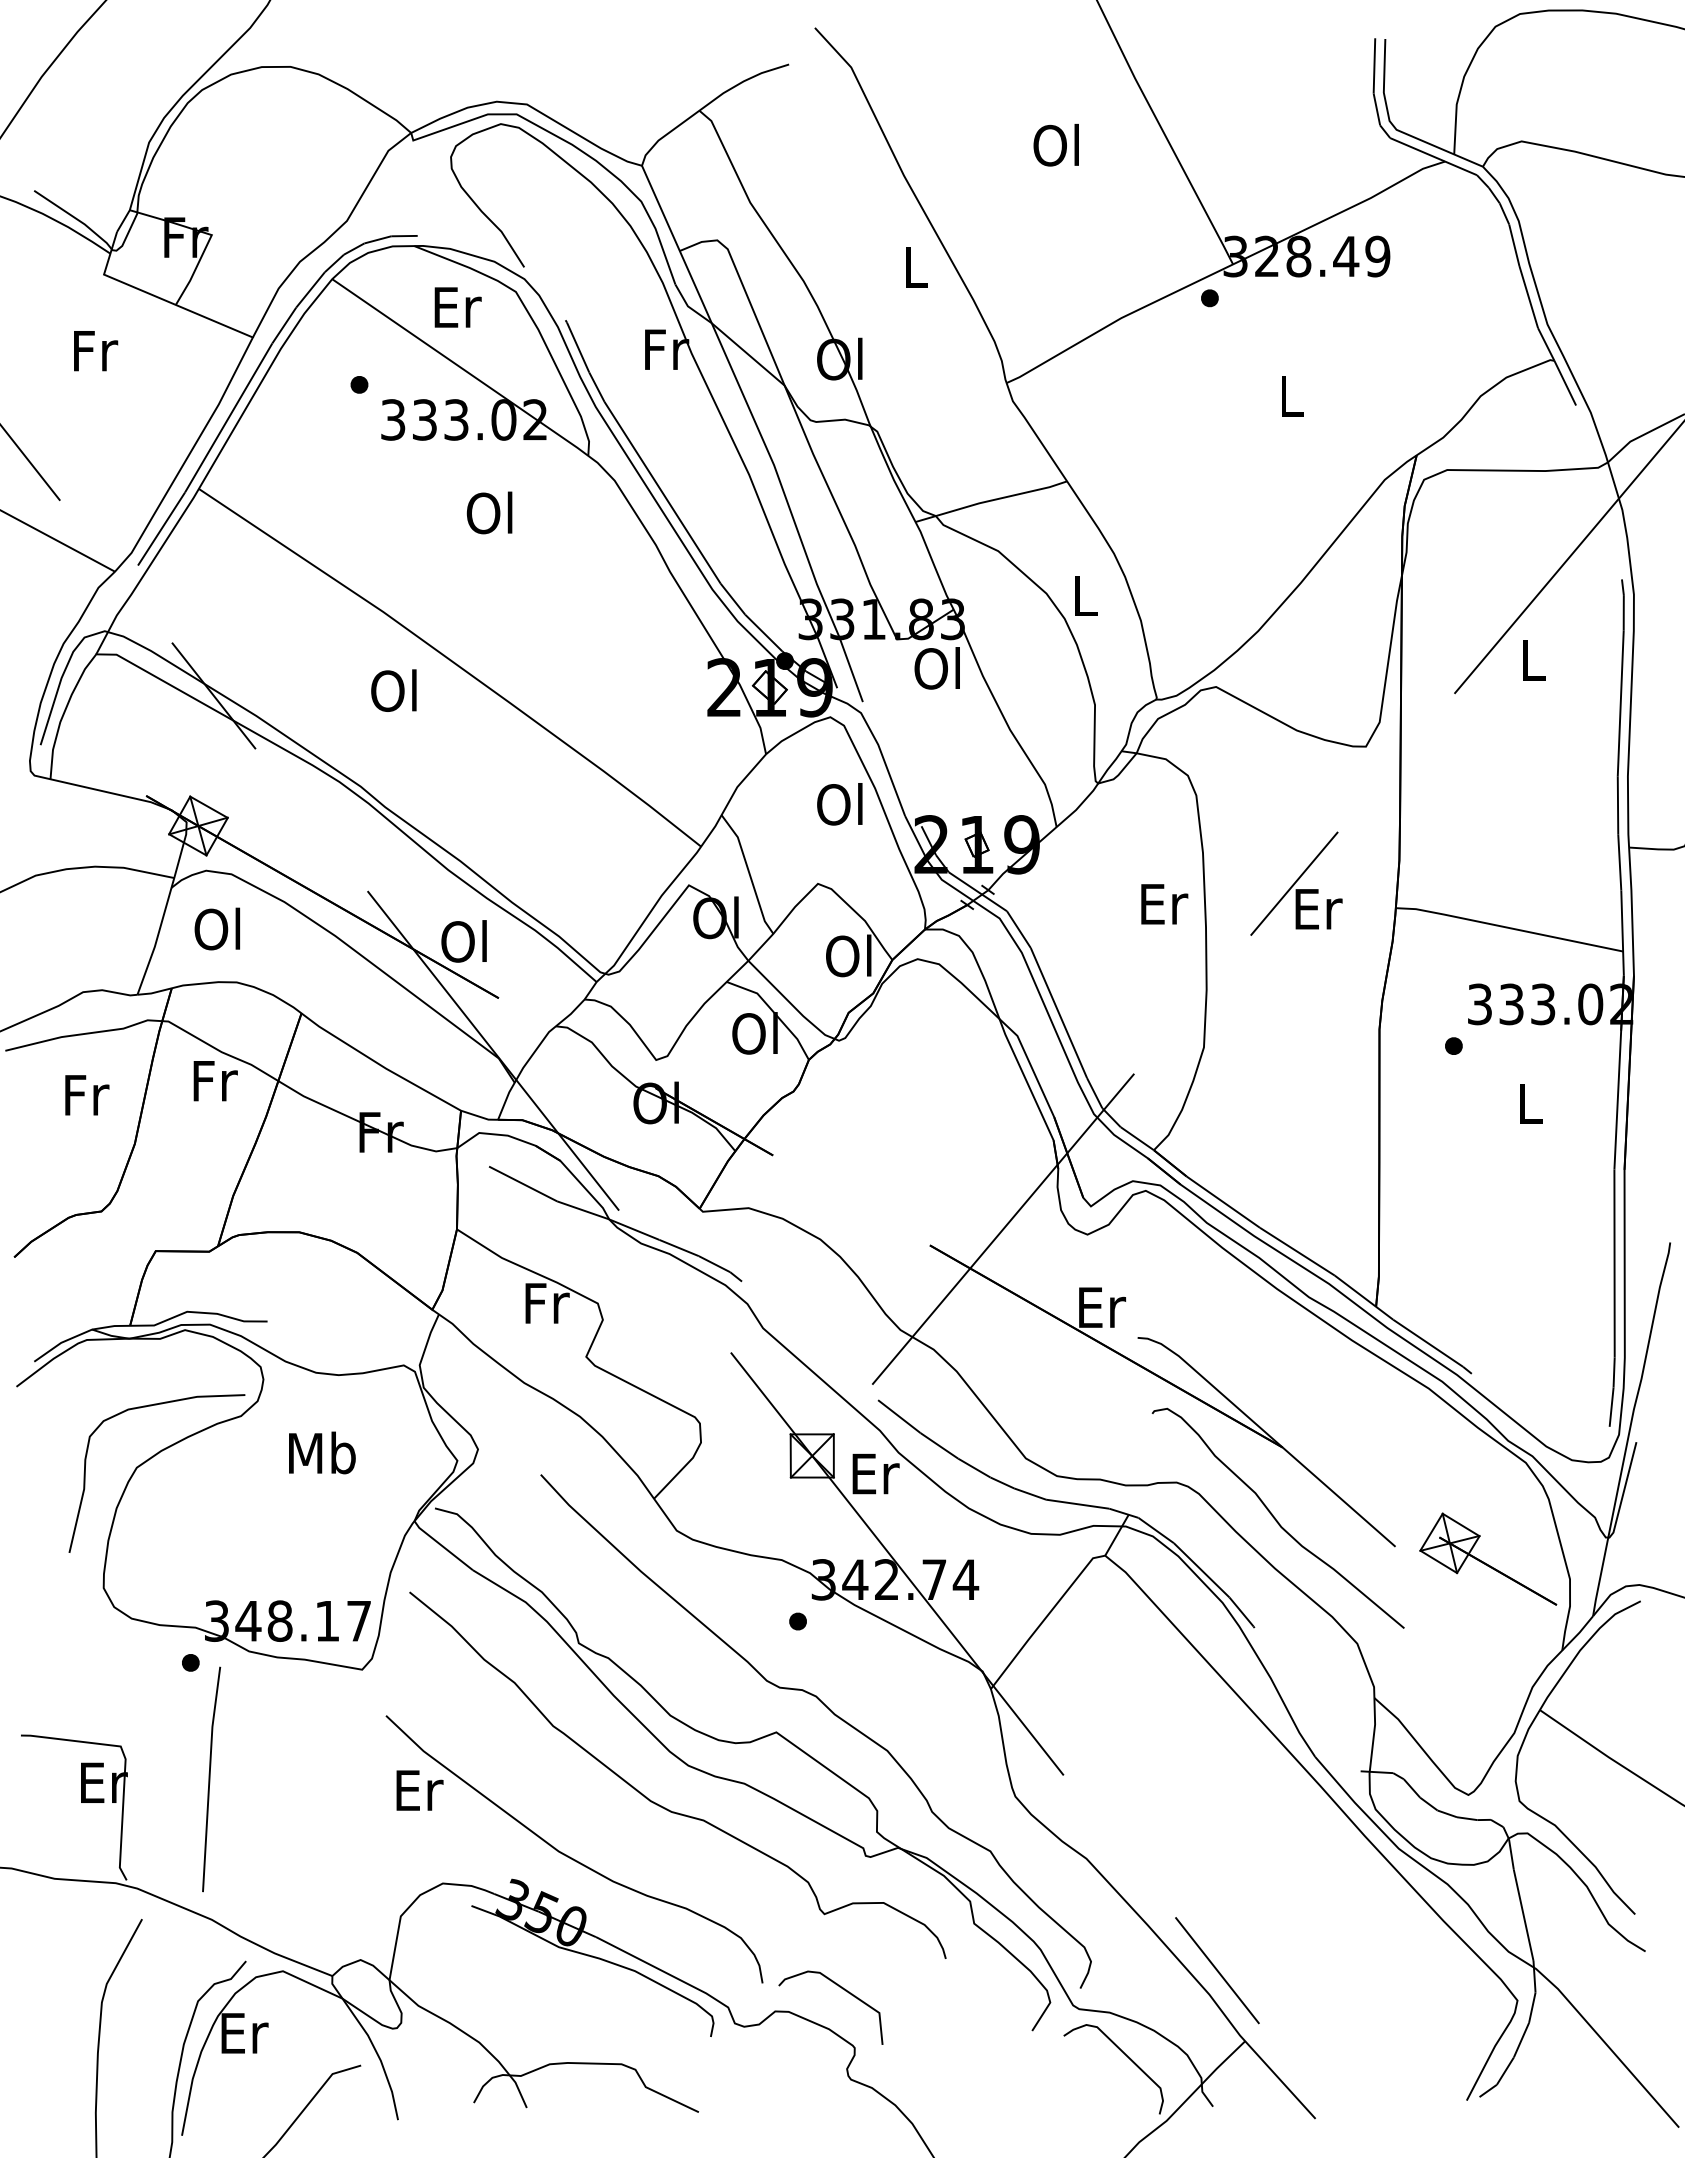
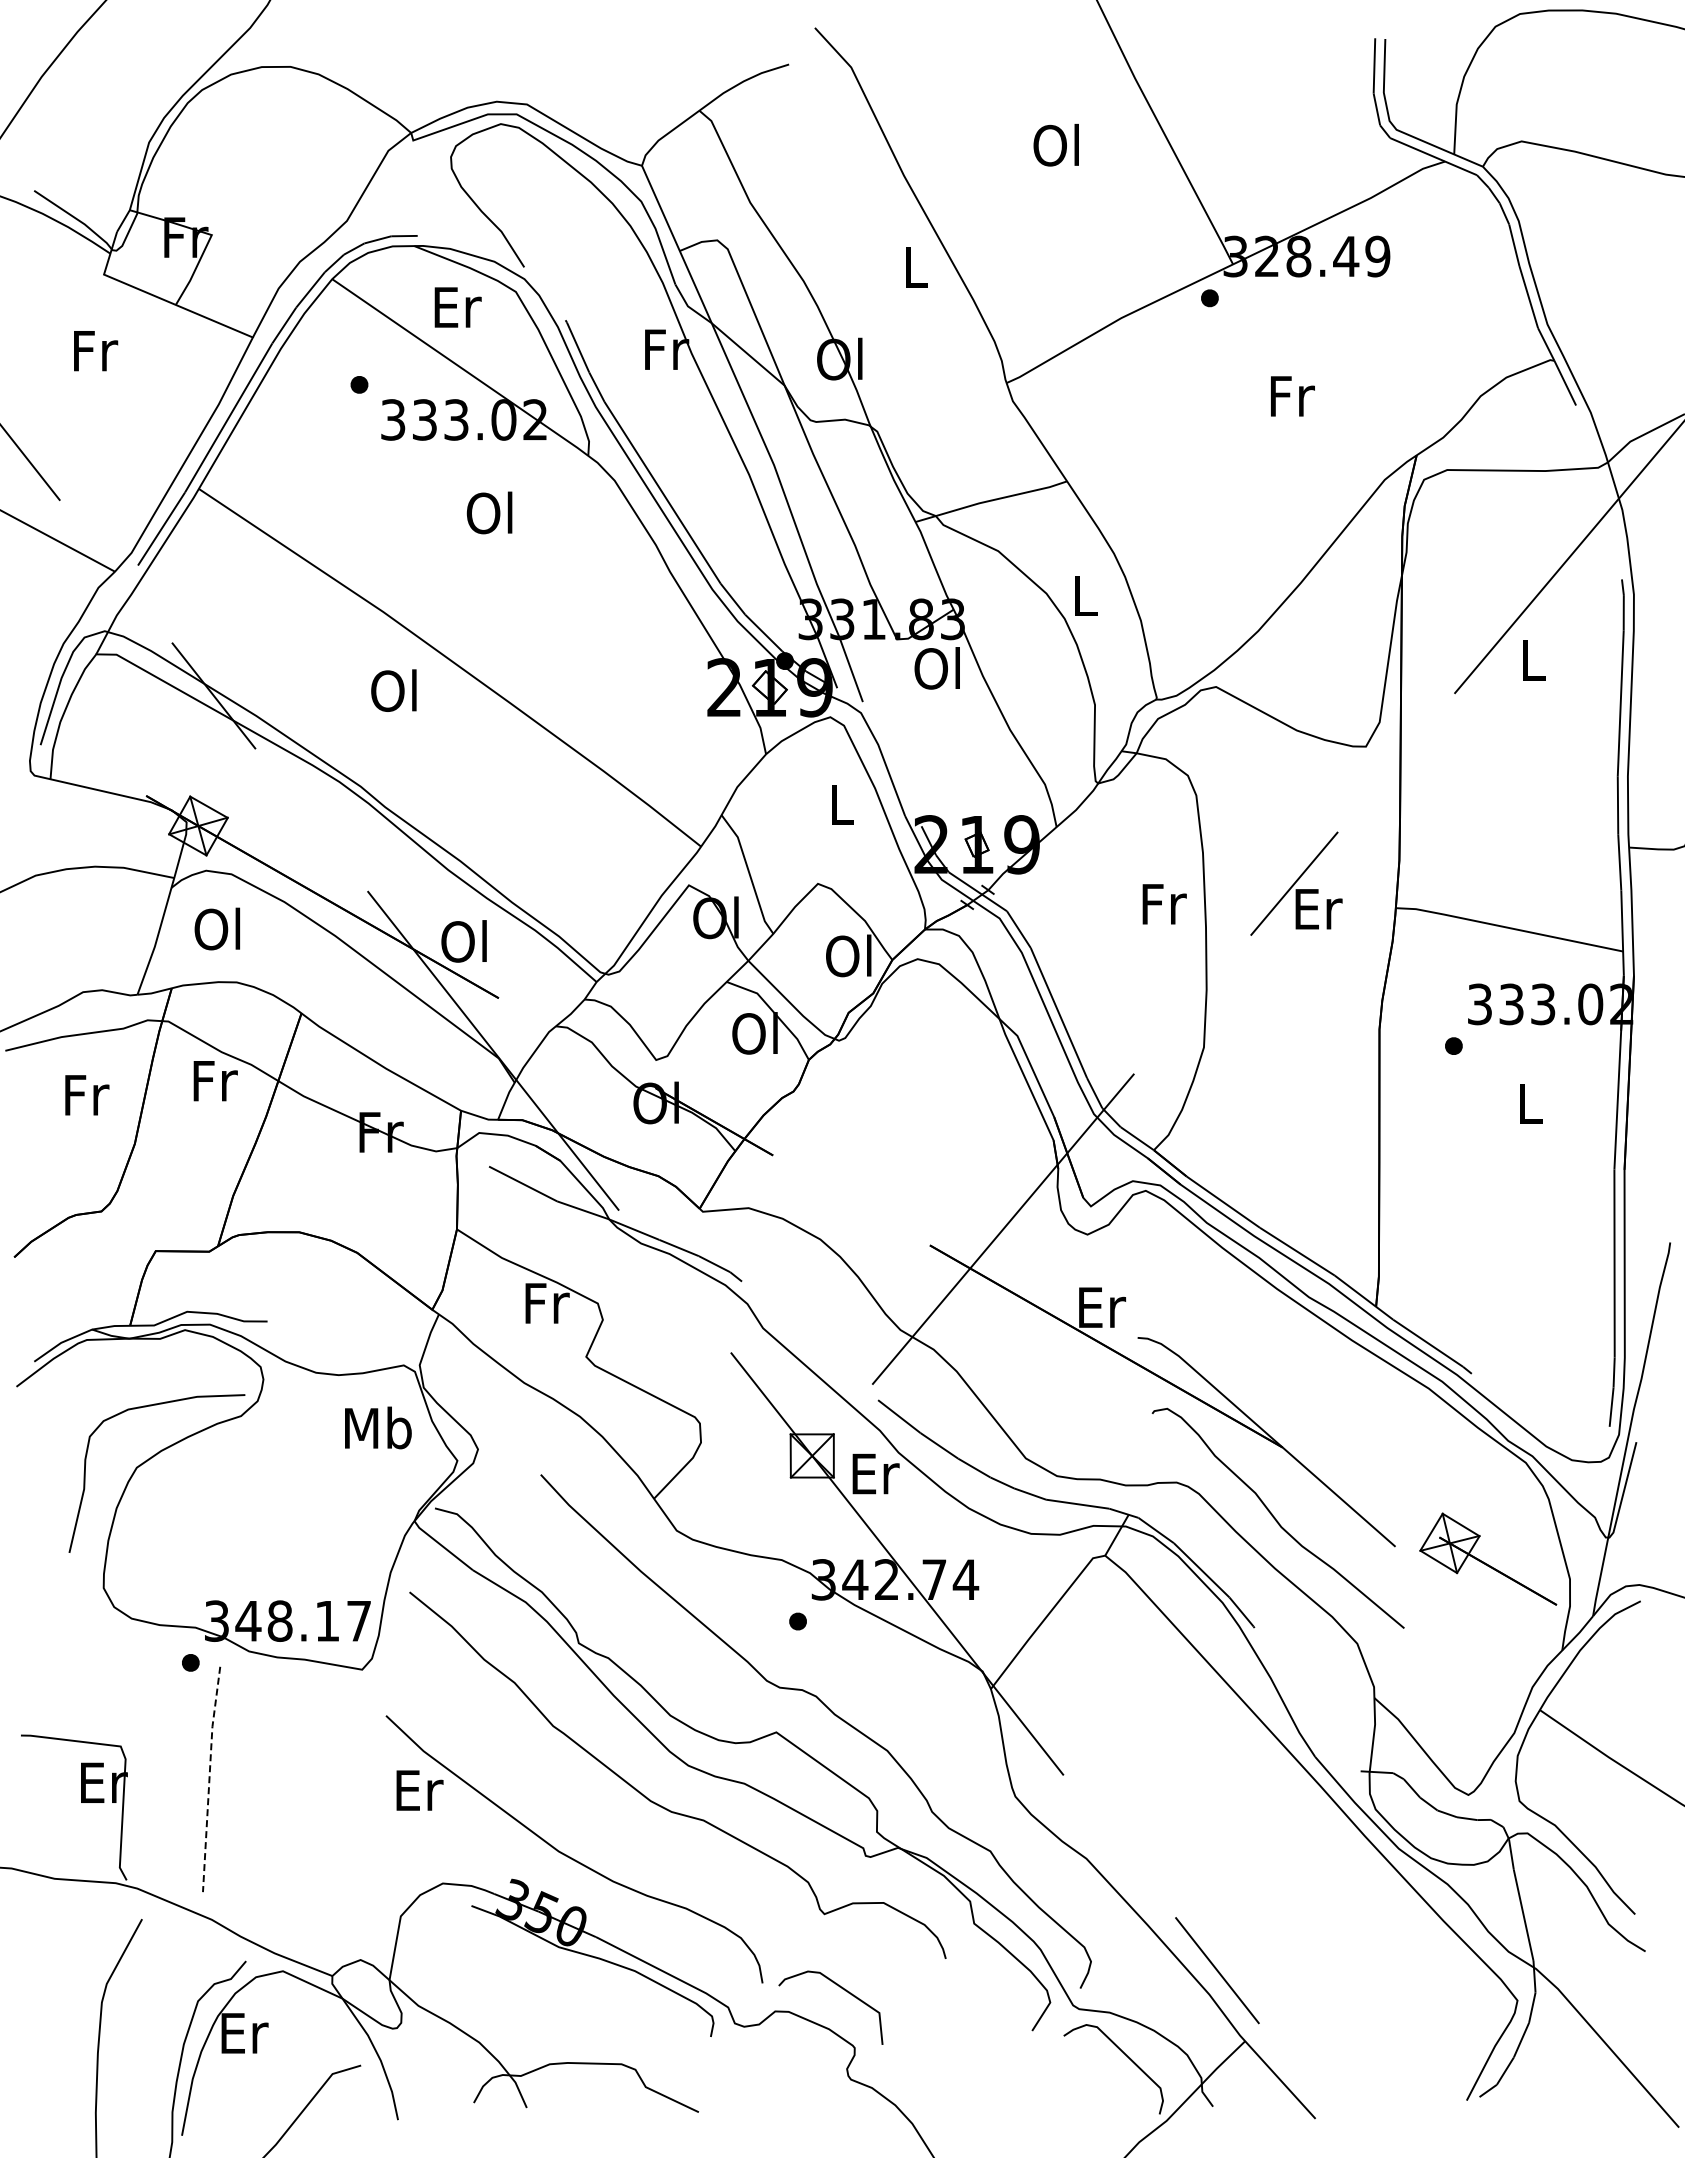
text: L -> Fr (1292, 396)
text: Ol -> L (839, 804)
text: Er -> Fr (1164, 904)
text position: (322, 1452) -> (378, 1427) (378, 1427)
line: solid -> dashed (209, 1778)
